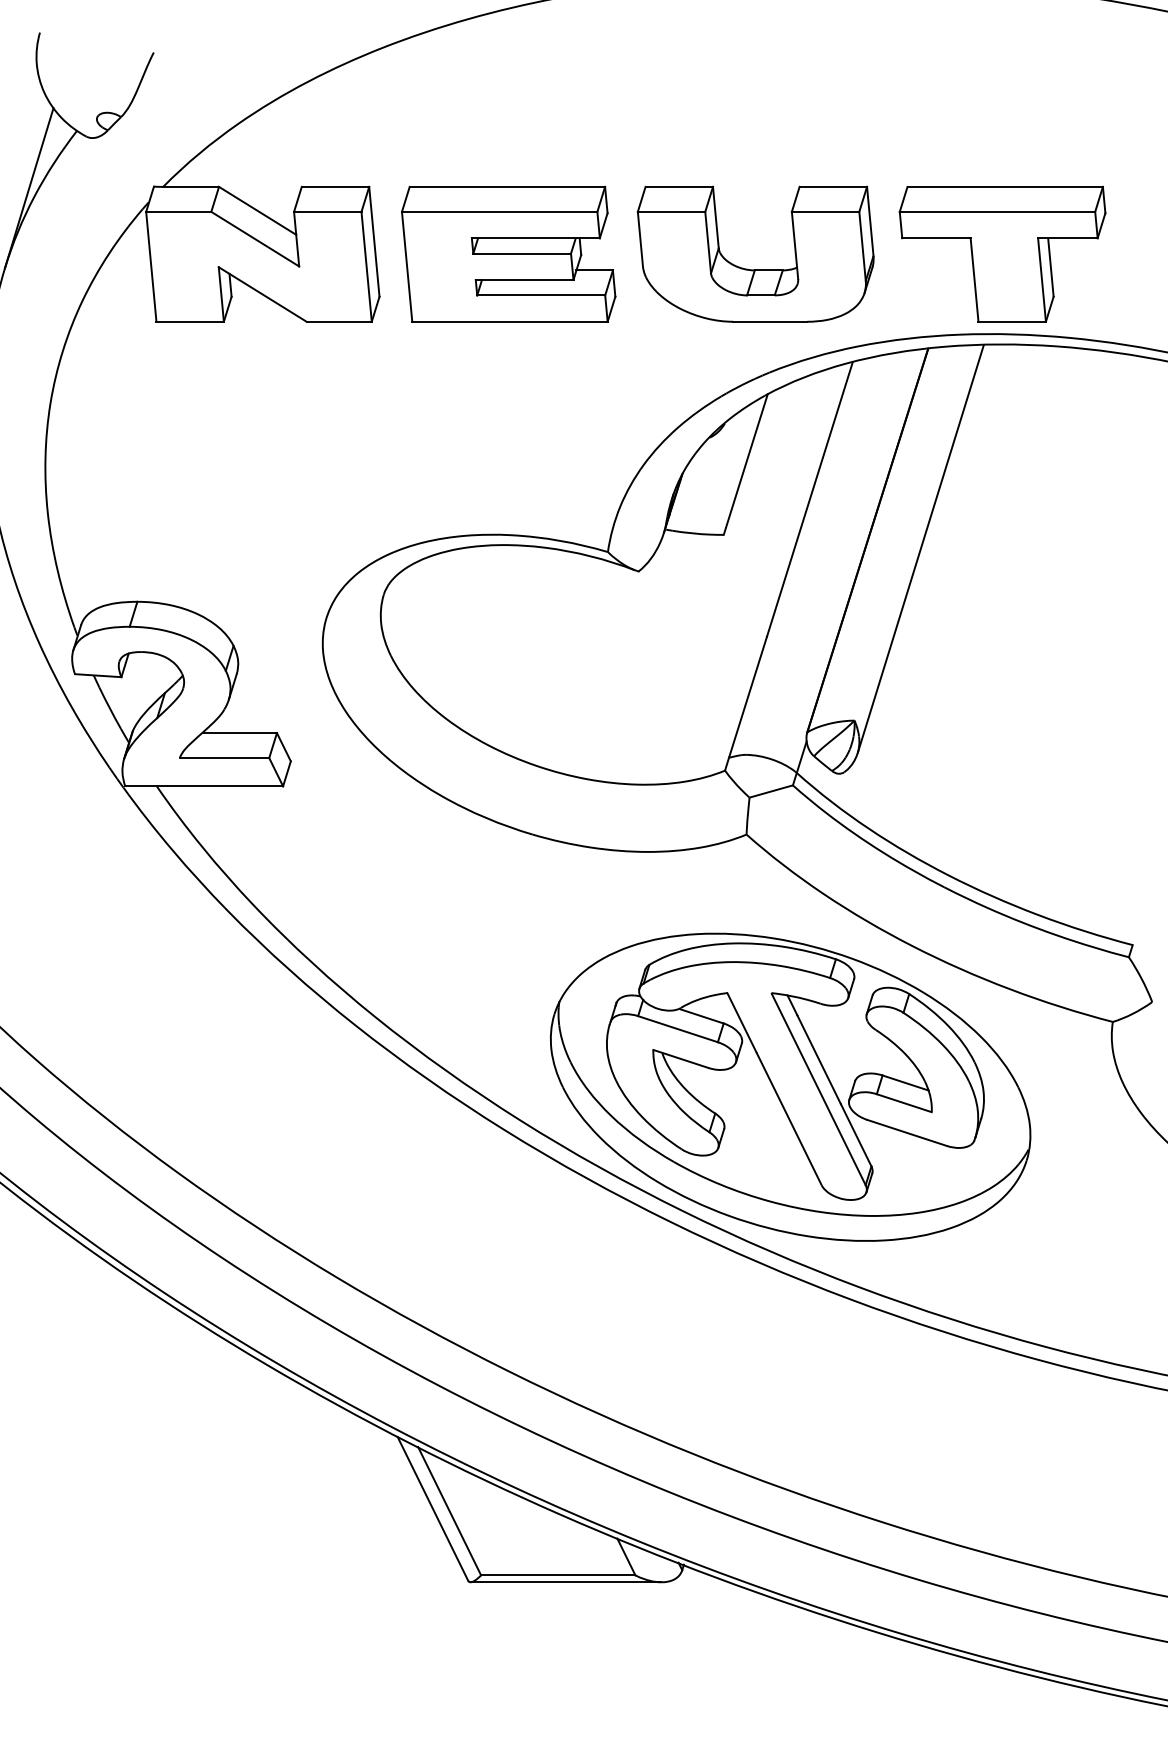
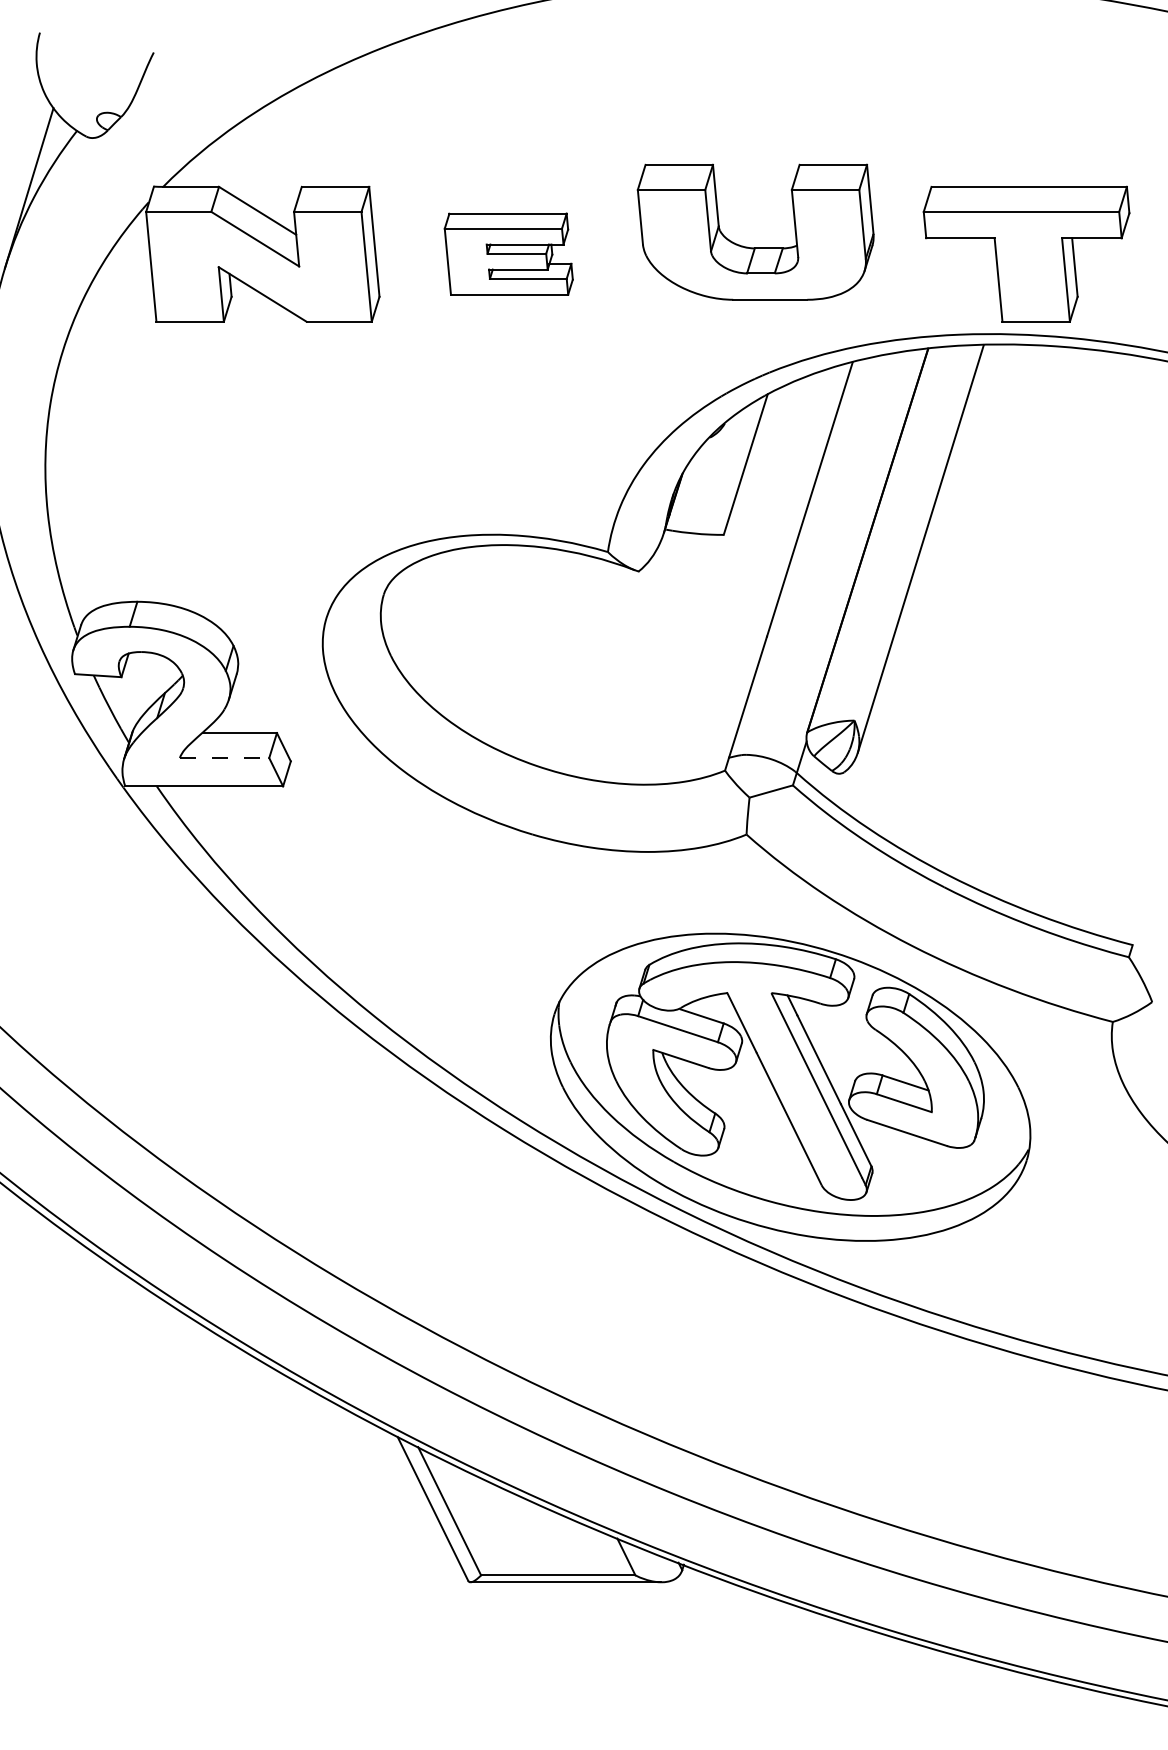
part size: 216x138 px -> 131x84 px (508, 253)
part position: (1002, 253) -> (1026, 253) (1026, 253)
part position: (755, 269) -> (755, 247) (755, 247)
line: solid -> dashed (224, 758)
